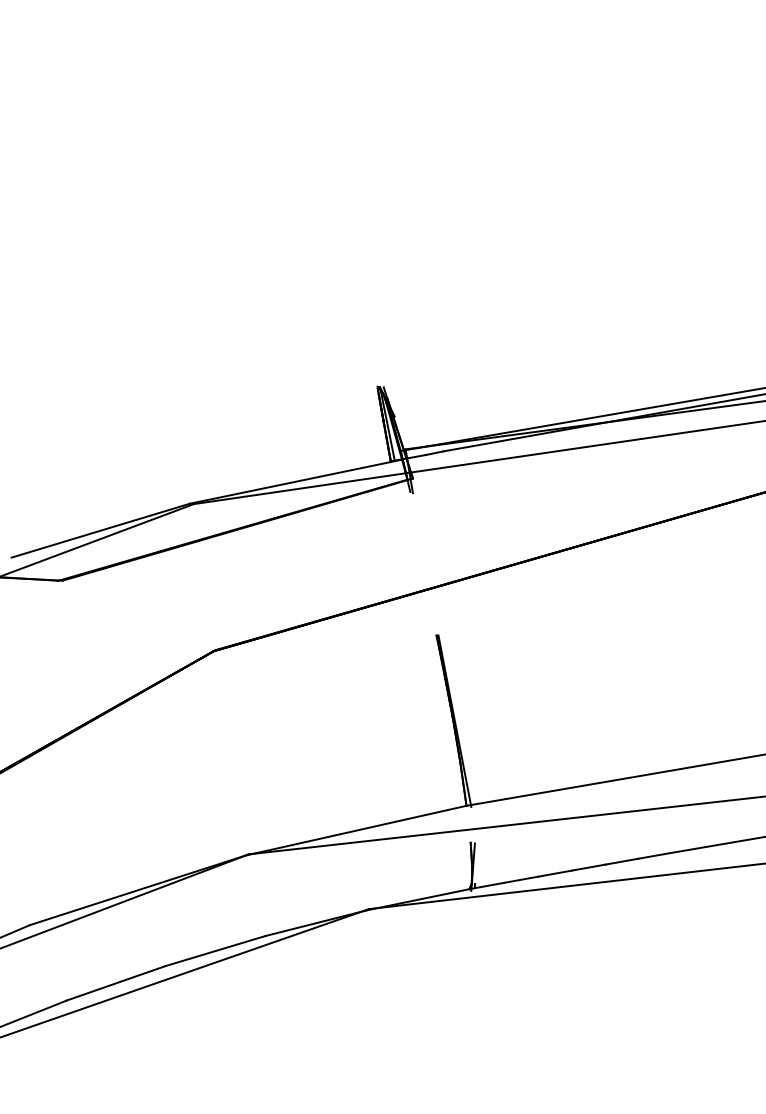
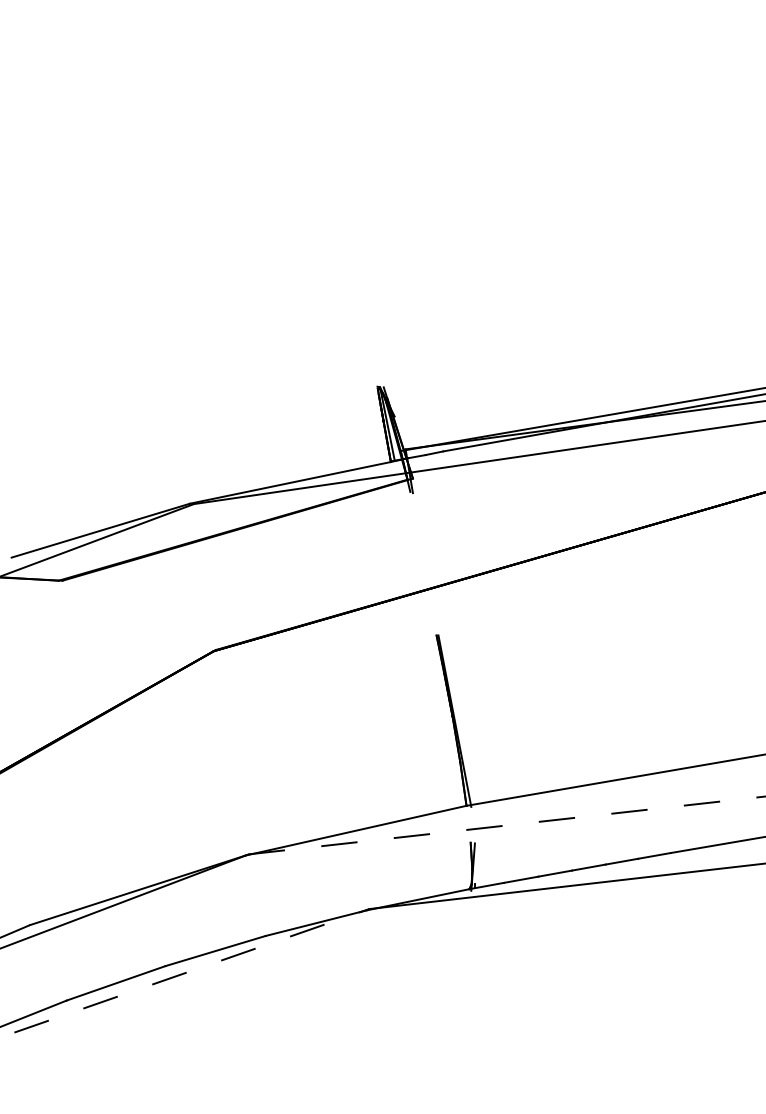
line: solid -> dashed (507, 825)
line: solid -> dashed (185, 973)
